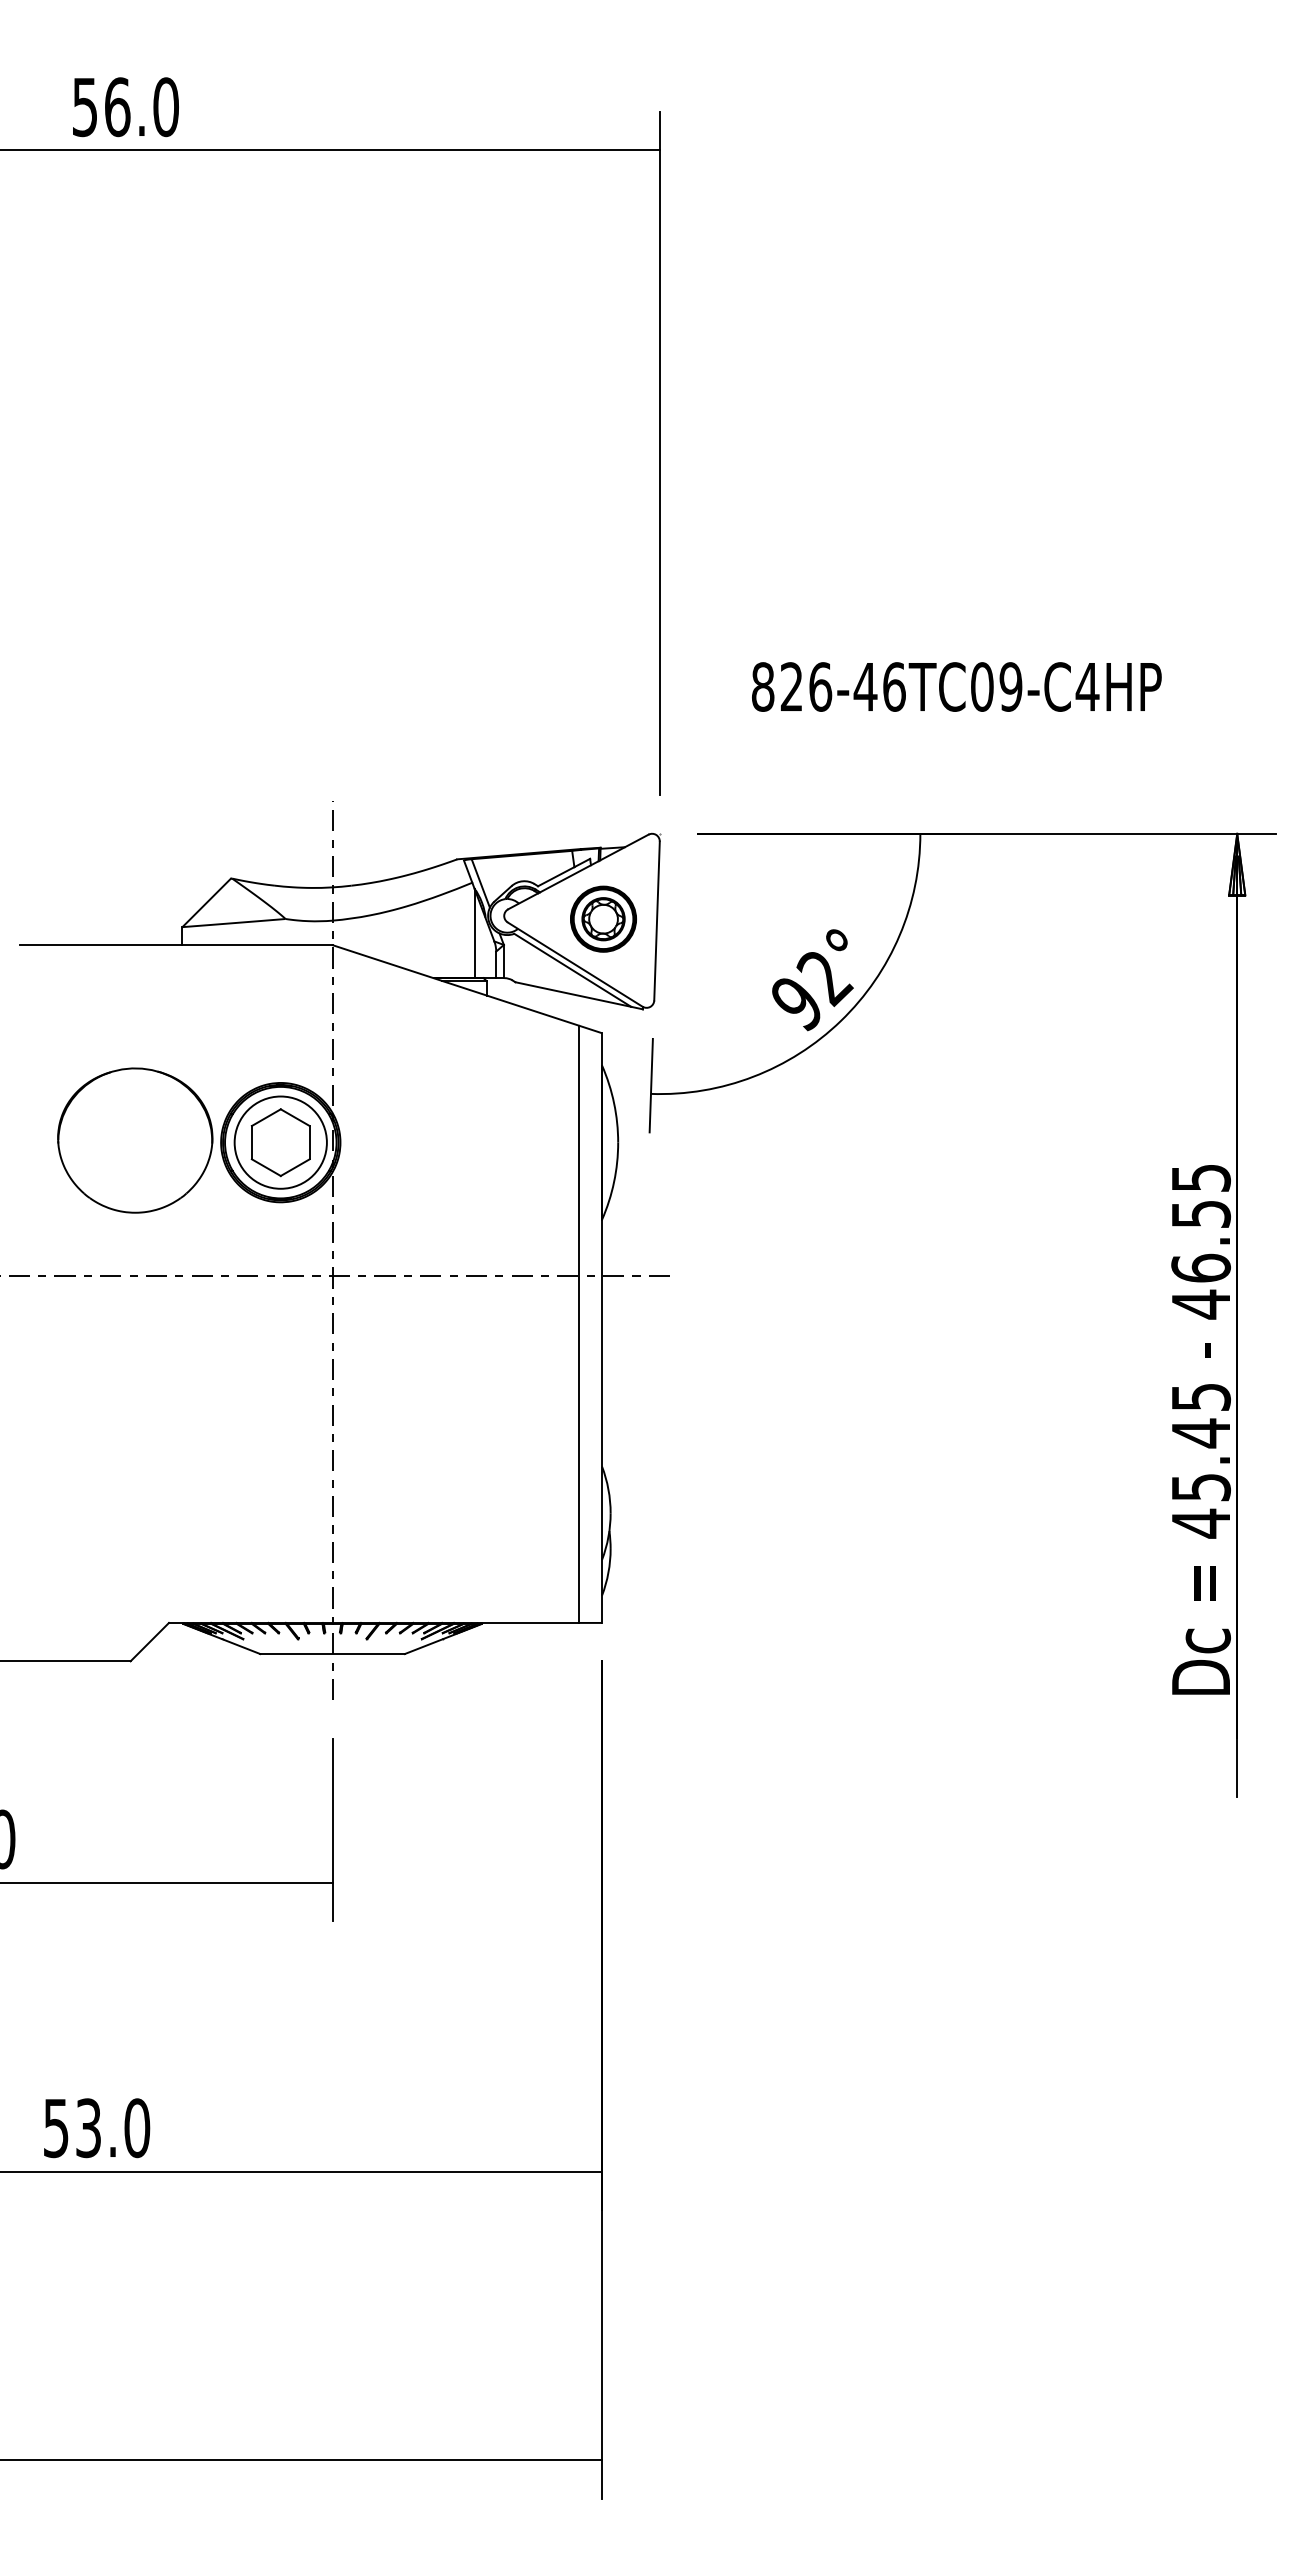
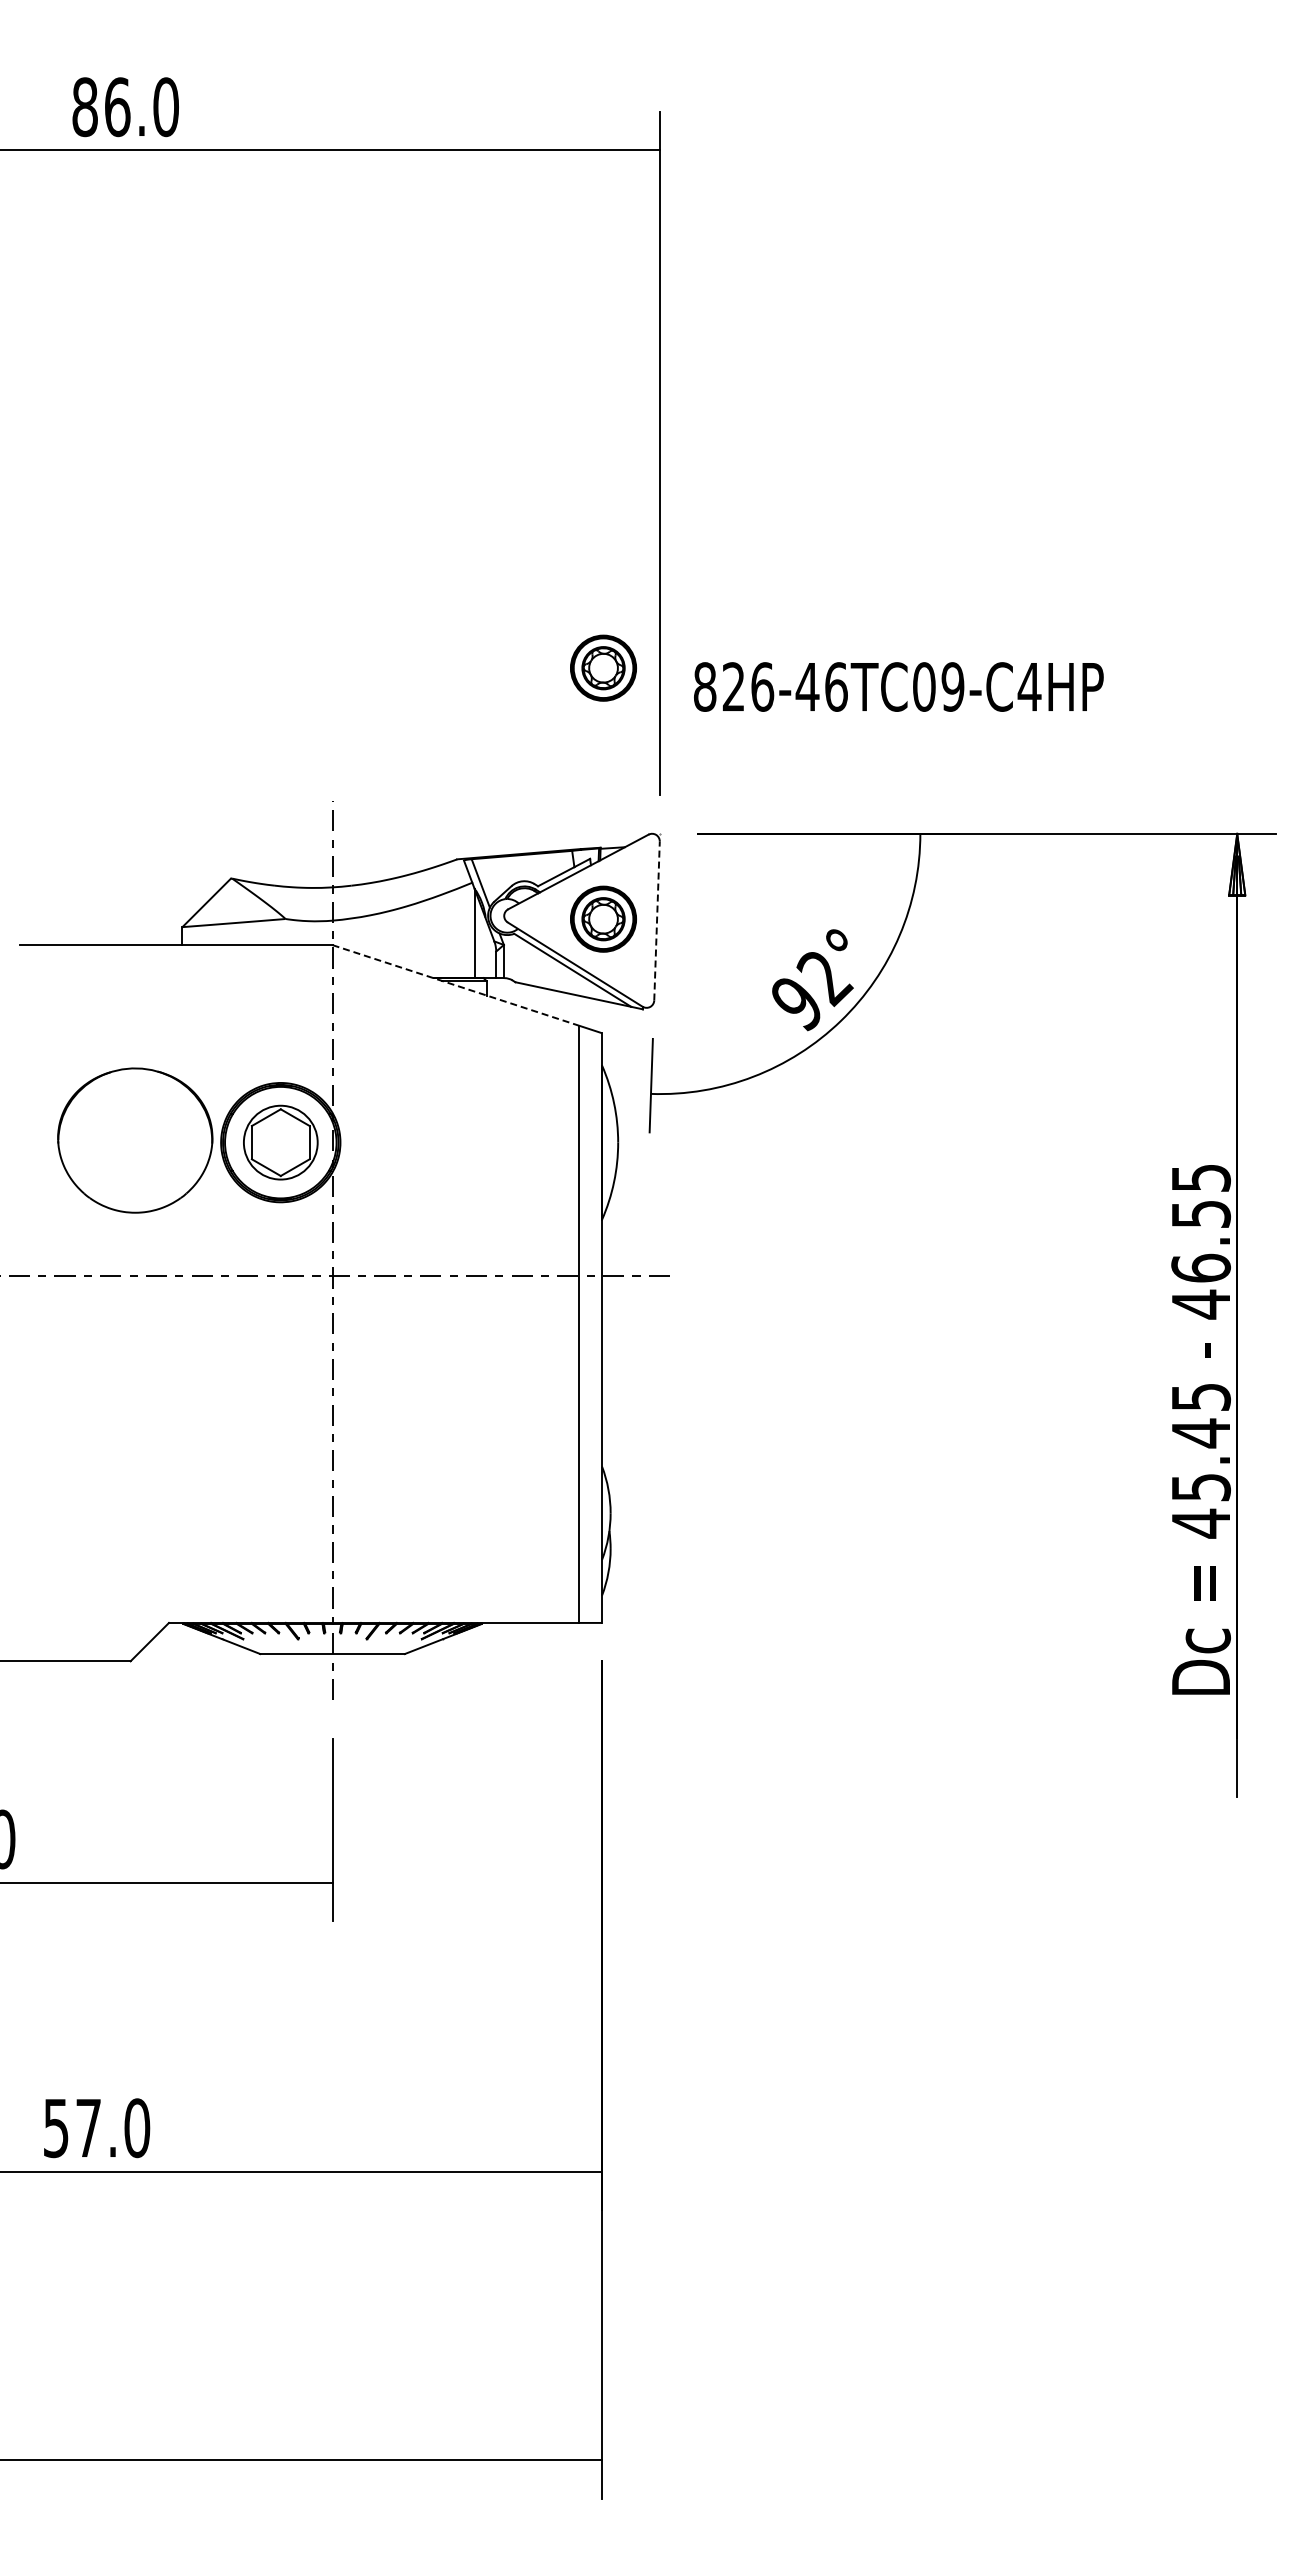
text: 56.0 -> 86.0 (84, 107)
part: none -> present (603, 667)
text position: (956, 686) -> (898, 686) (898, 686)
line: solid -> dashed (657, 920)
line: solid -> dashed (455, 985)
circle diameter: 92 px -> 74 px (280, 1142)
text: 53.0 -> 57.0 (88, 2128)
